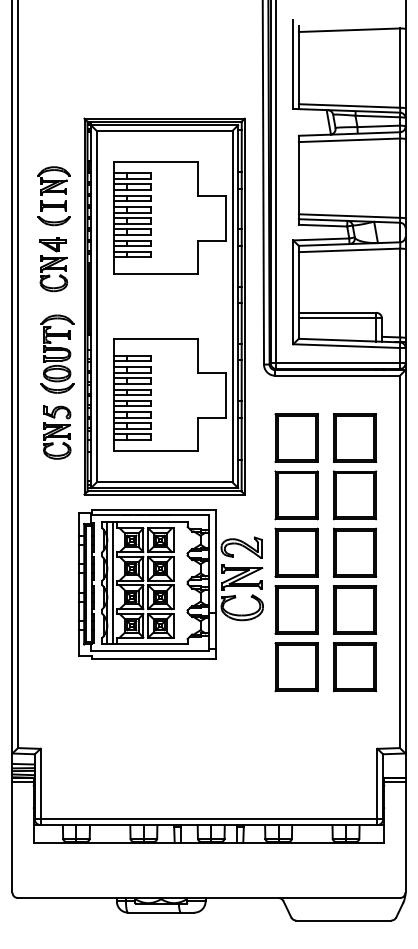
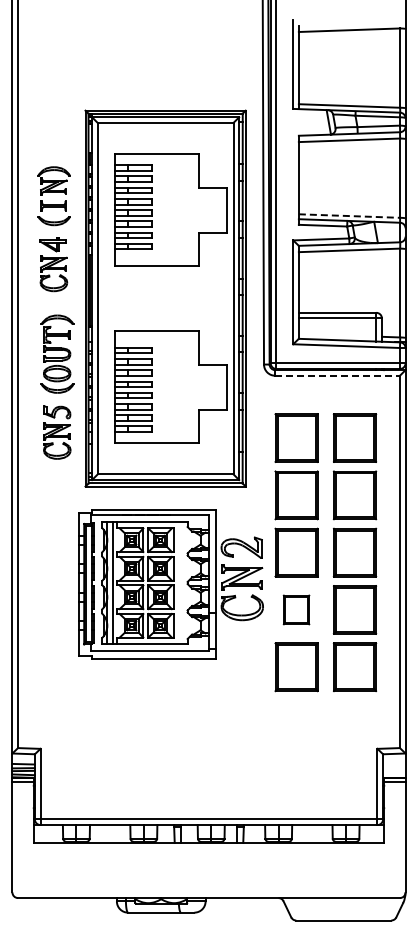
line: solid -> dashed (349, 216)
part position: (164, 306) -> (165, 298) (165, 298)
line: solid -> dashed (338, 375)
part size: 45x50 px -> 29x32 px (296, 609)
